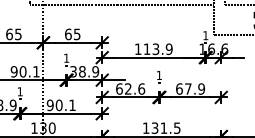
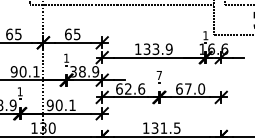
text: 113.9 -> 133.9 (146, 49)
text: 1 -> 7 (158, 75)
text: 67.9 -> 67.0 (201, 88)
